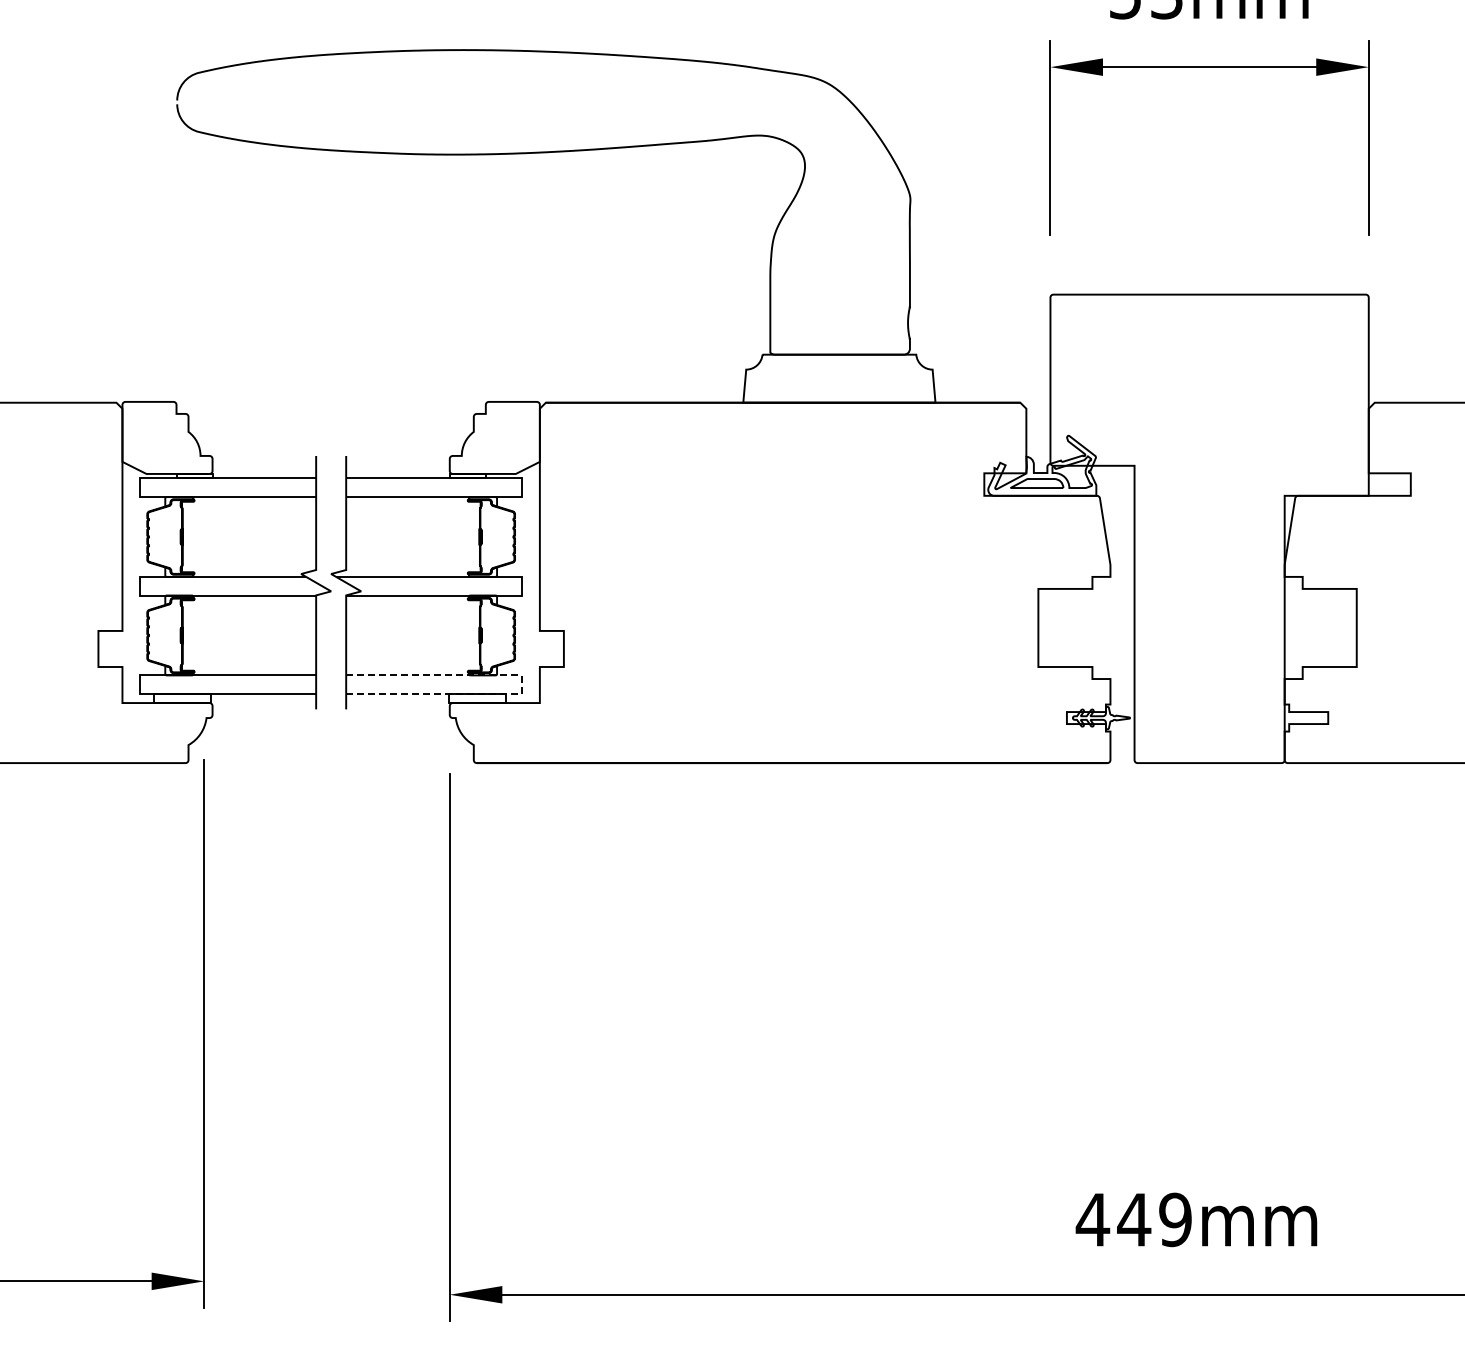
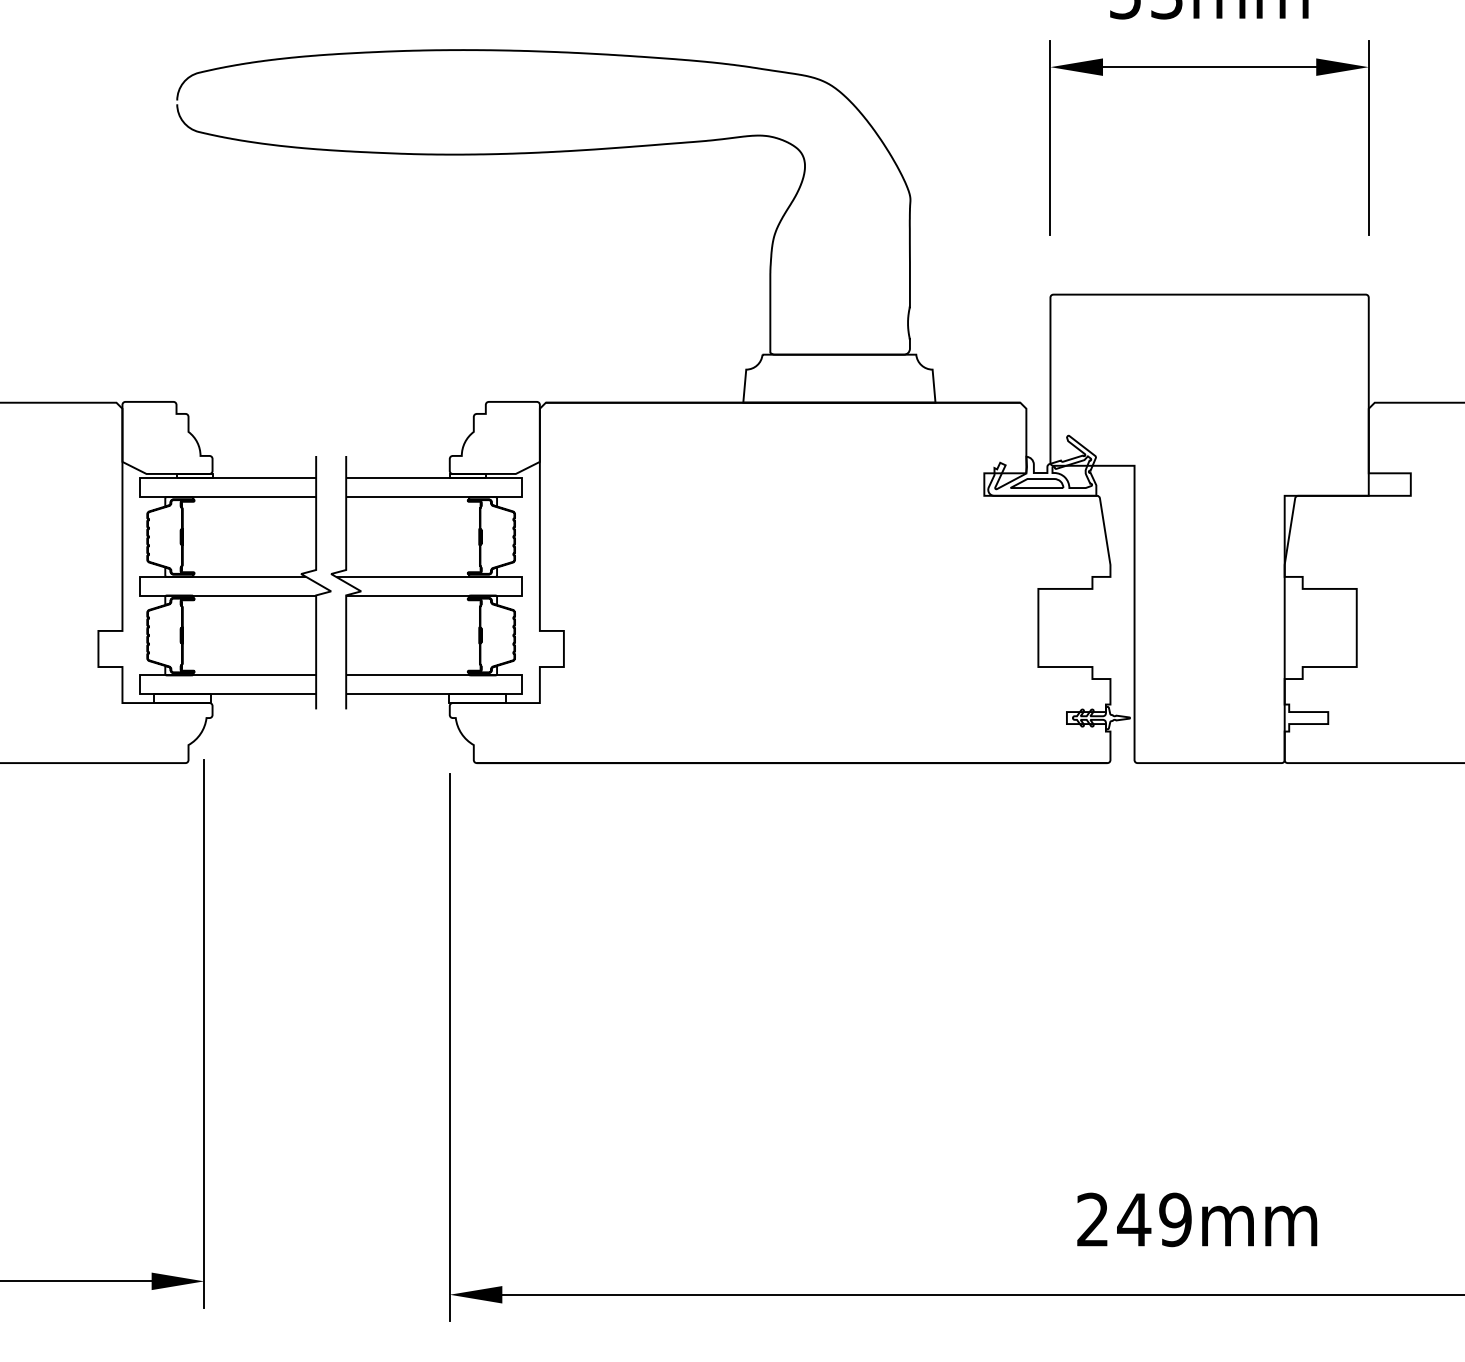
line: dashed -> solid (521, 685)
text: 449mm -> 249mm (1092, 1219)
